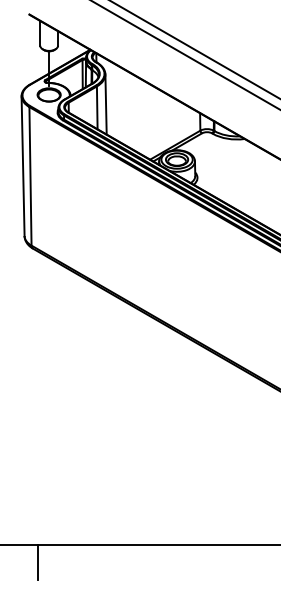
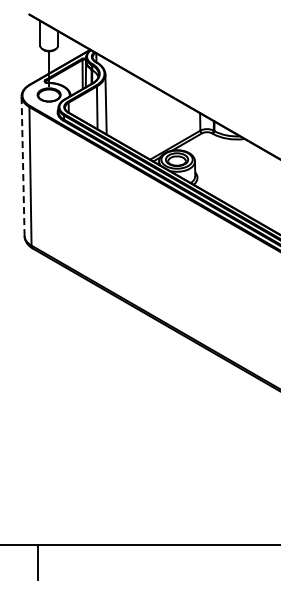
line: present -> none (194, 49)
line: present -> none (185, 55)
line: solid -> dashed (23, 166)
